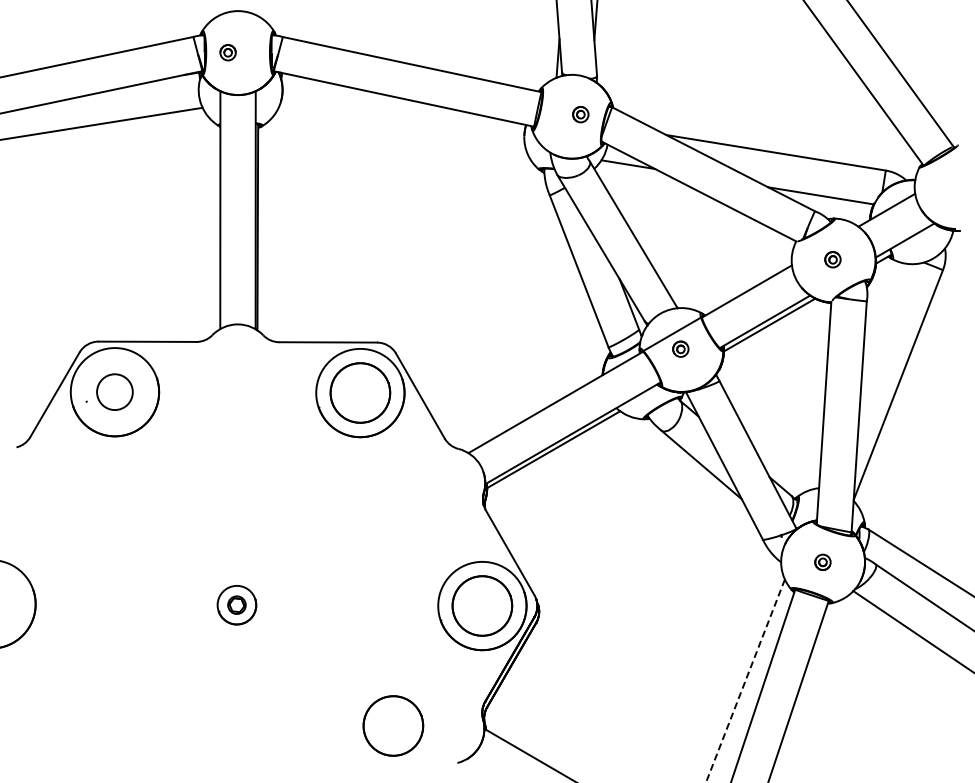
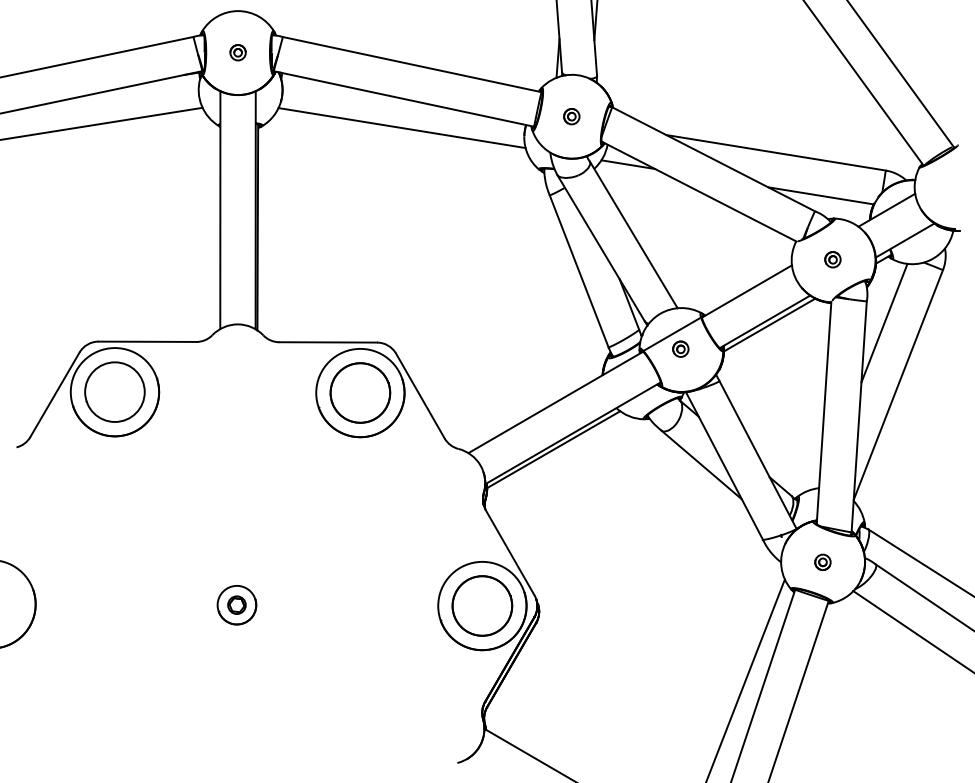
part position: (227, 52) -> (237, 52) (237, 52)
part position: (580, 114) -> (571, 116) (571, 116)
line: none -> present (401, 128)
line: none -> present (884, 322)
circle diameter: 36 px -> 60 px (114, 391)
line: dashed -> solid (745, 681)
part: present -> none (393, 725)
